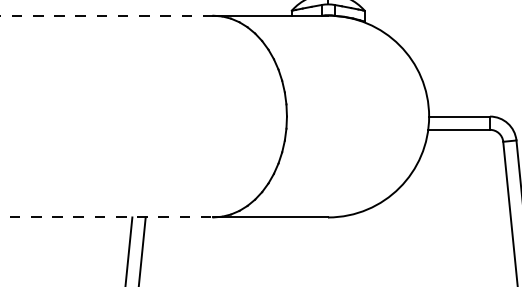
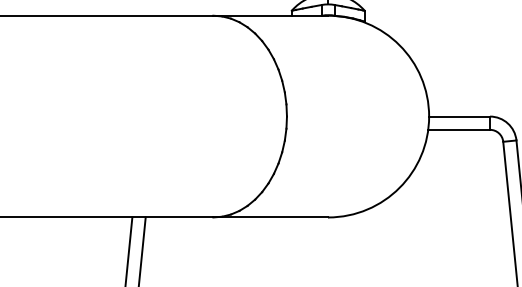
line: dashed -> solid (106, 15)
line: dashed -> solid (107, 217)
